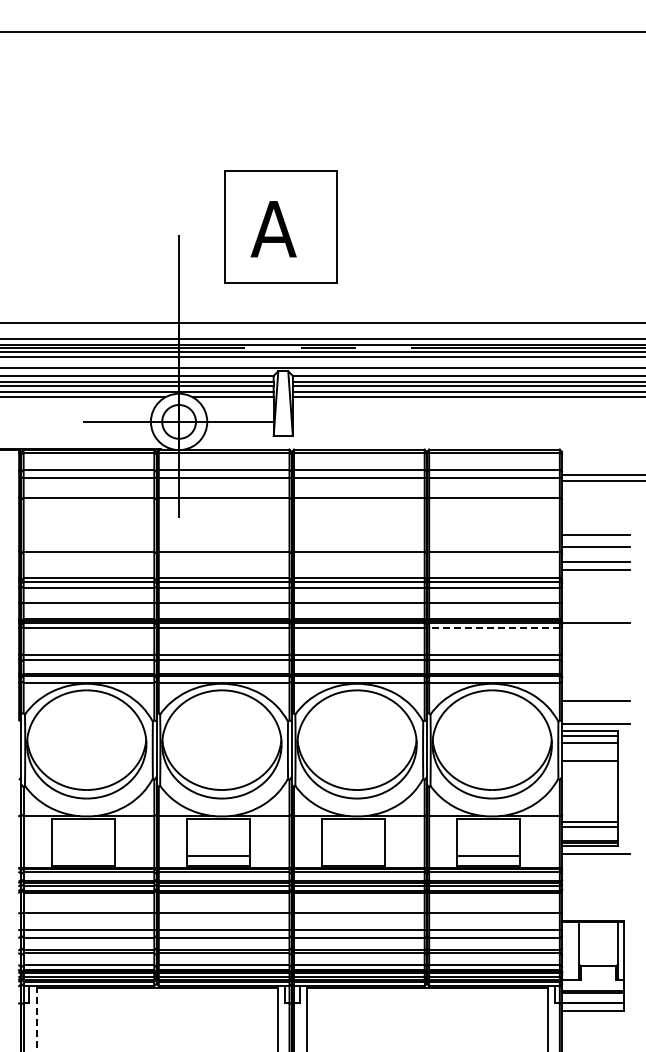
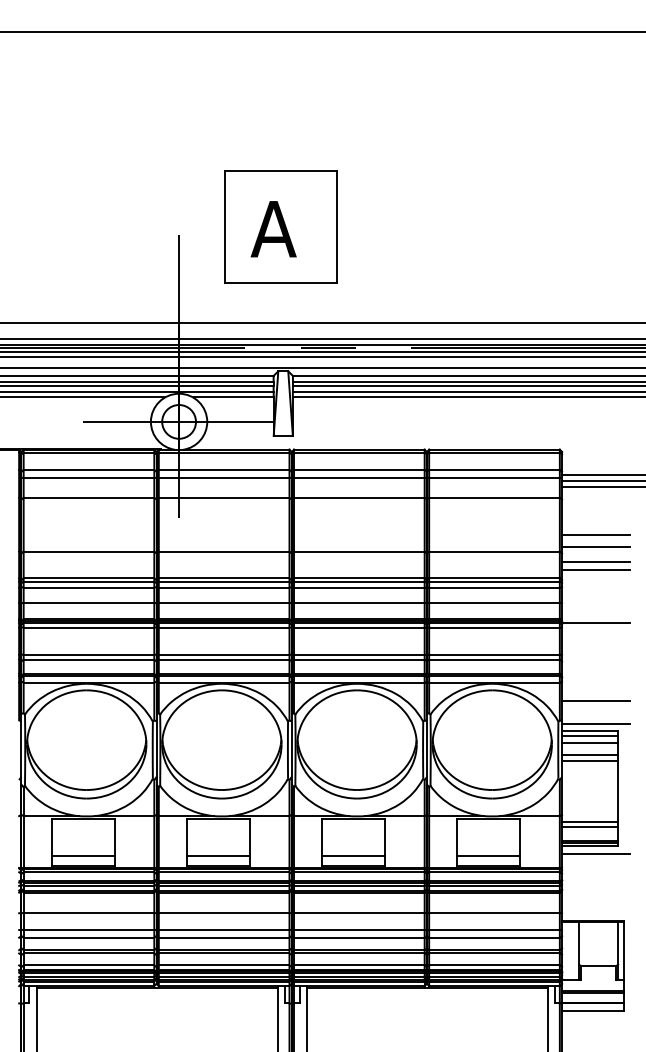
line: none -> present (602, 486)
line: dashed -> solid (494, 627)
line: none -> present (590, 754)
line: none -> present (82, 856)
line: none -> present (353, 856)
line: dashed -> solid (36, 1018)
